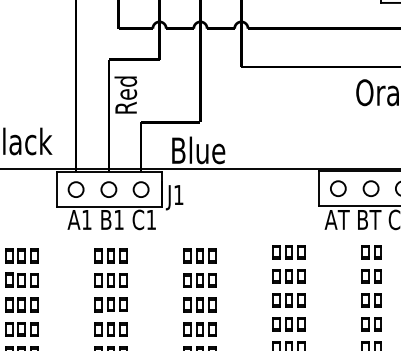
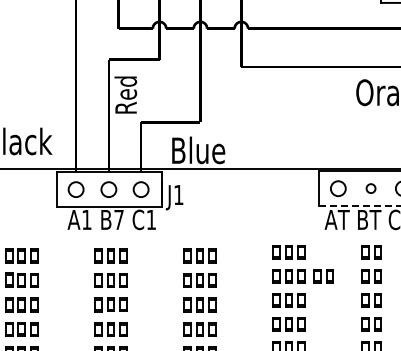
circle size: 18x17 px -> 12x11 px (370, 188)
line: solid -> dashed (360, 205)
text: B1 -> B7 (118, 219)
part: none -> present (323, 276)
